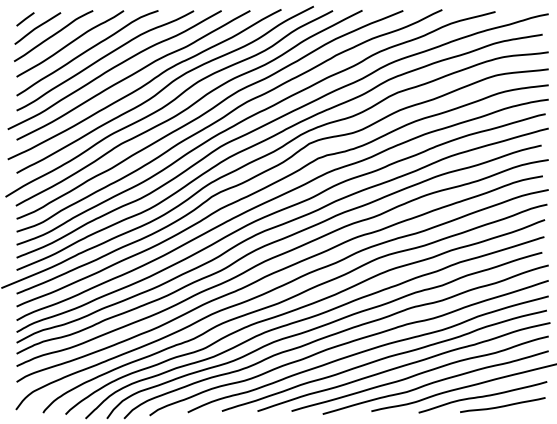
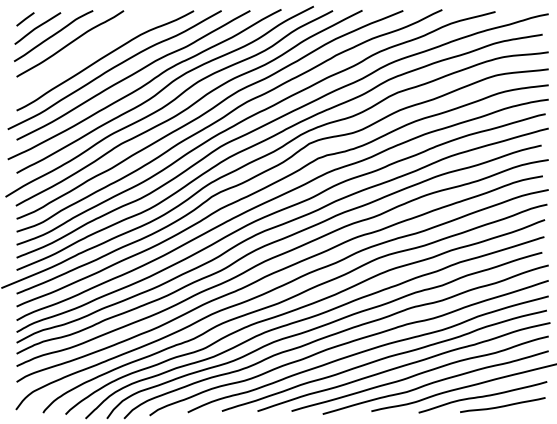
curve: present -> none (86, 52)
